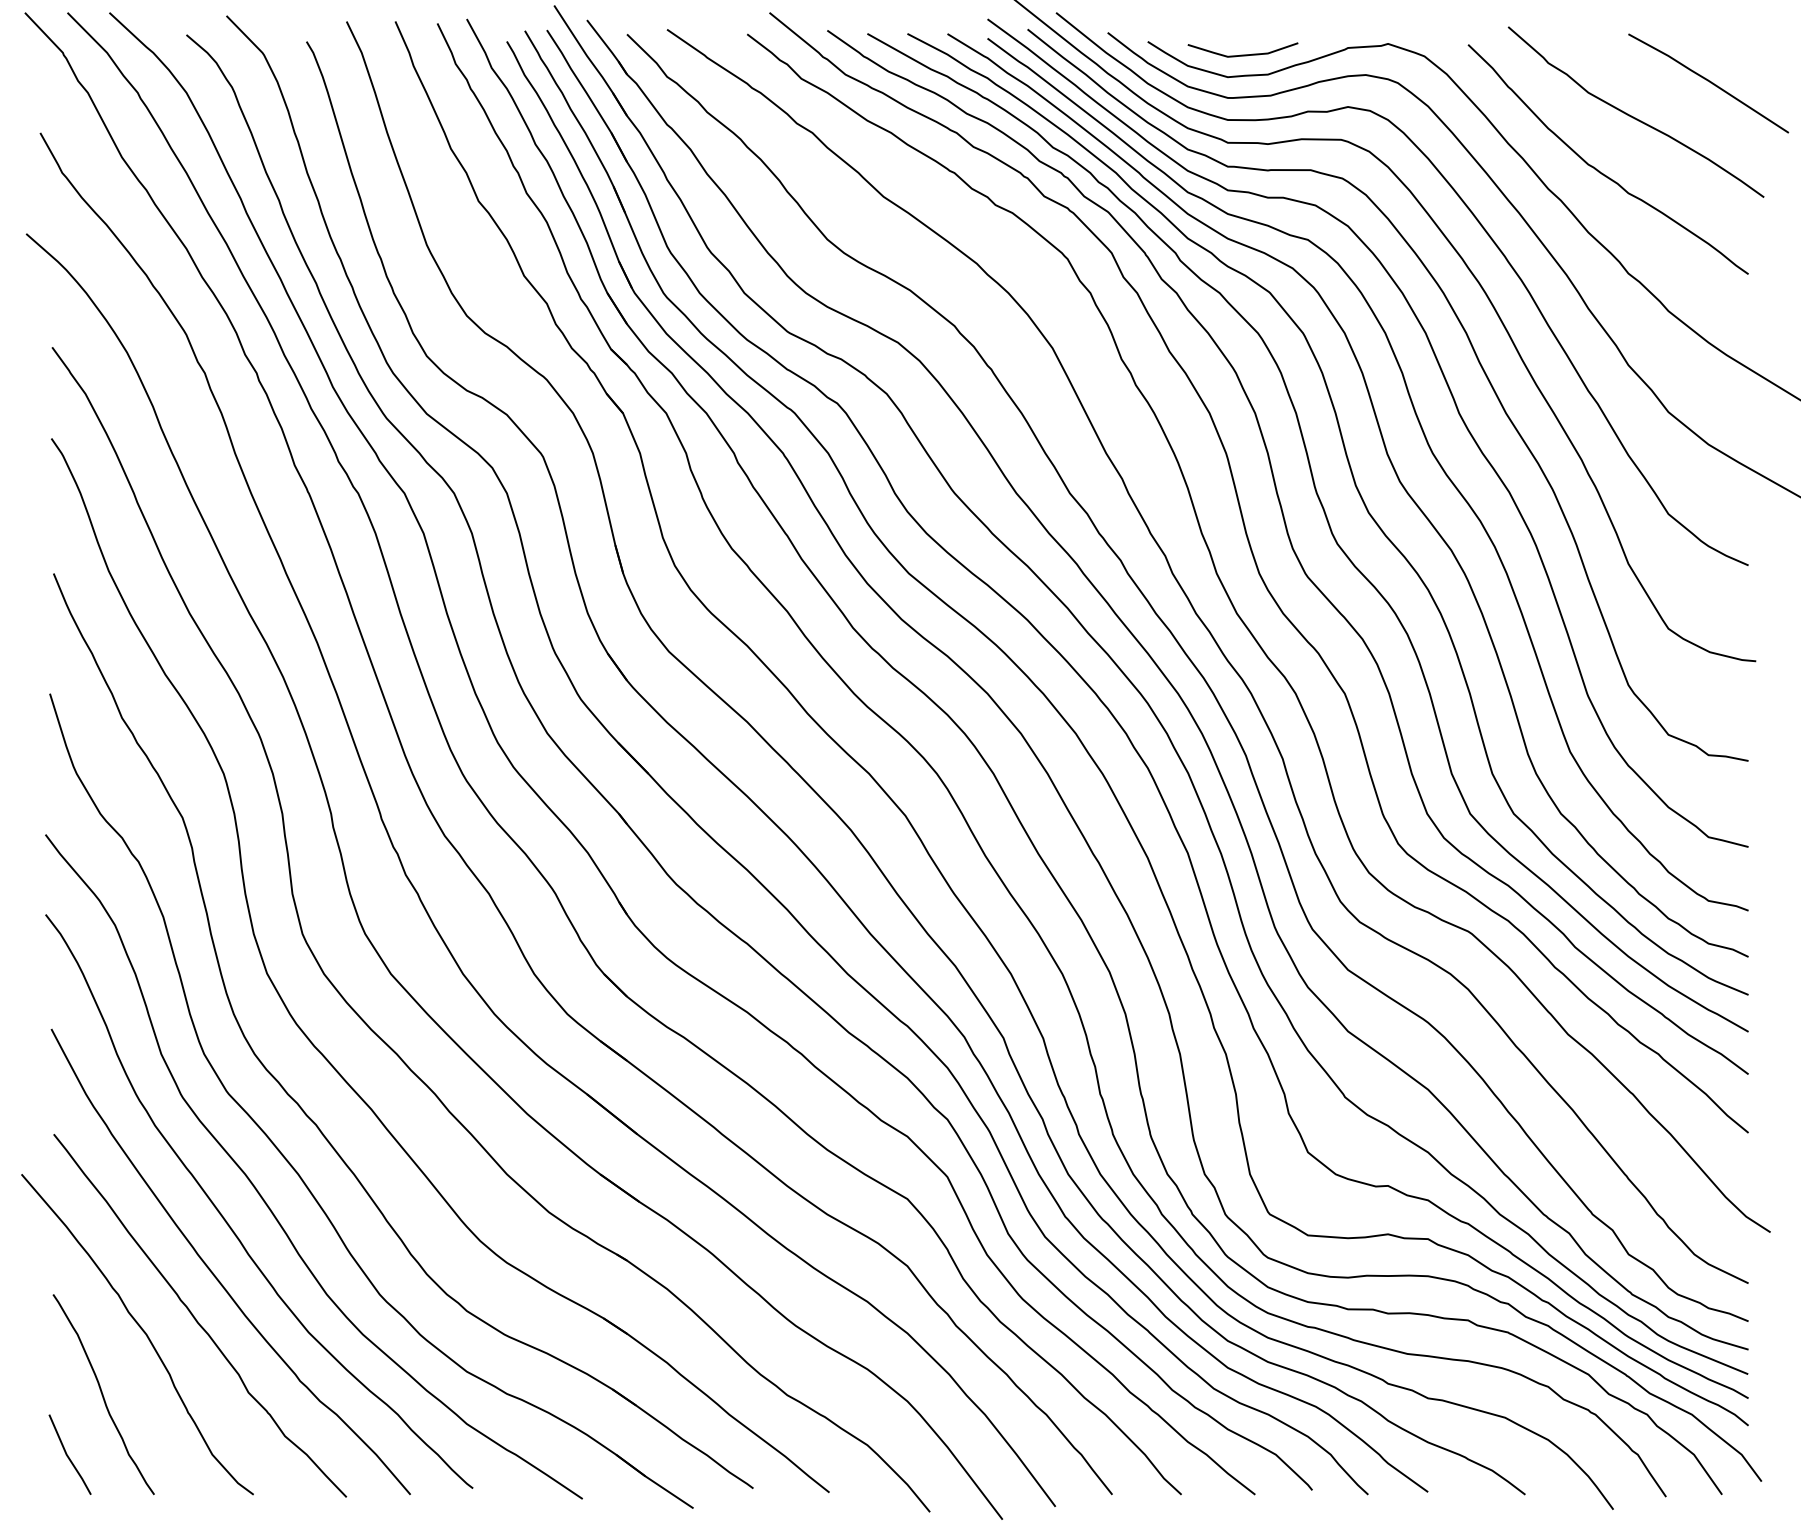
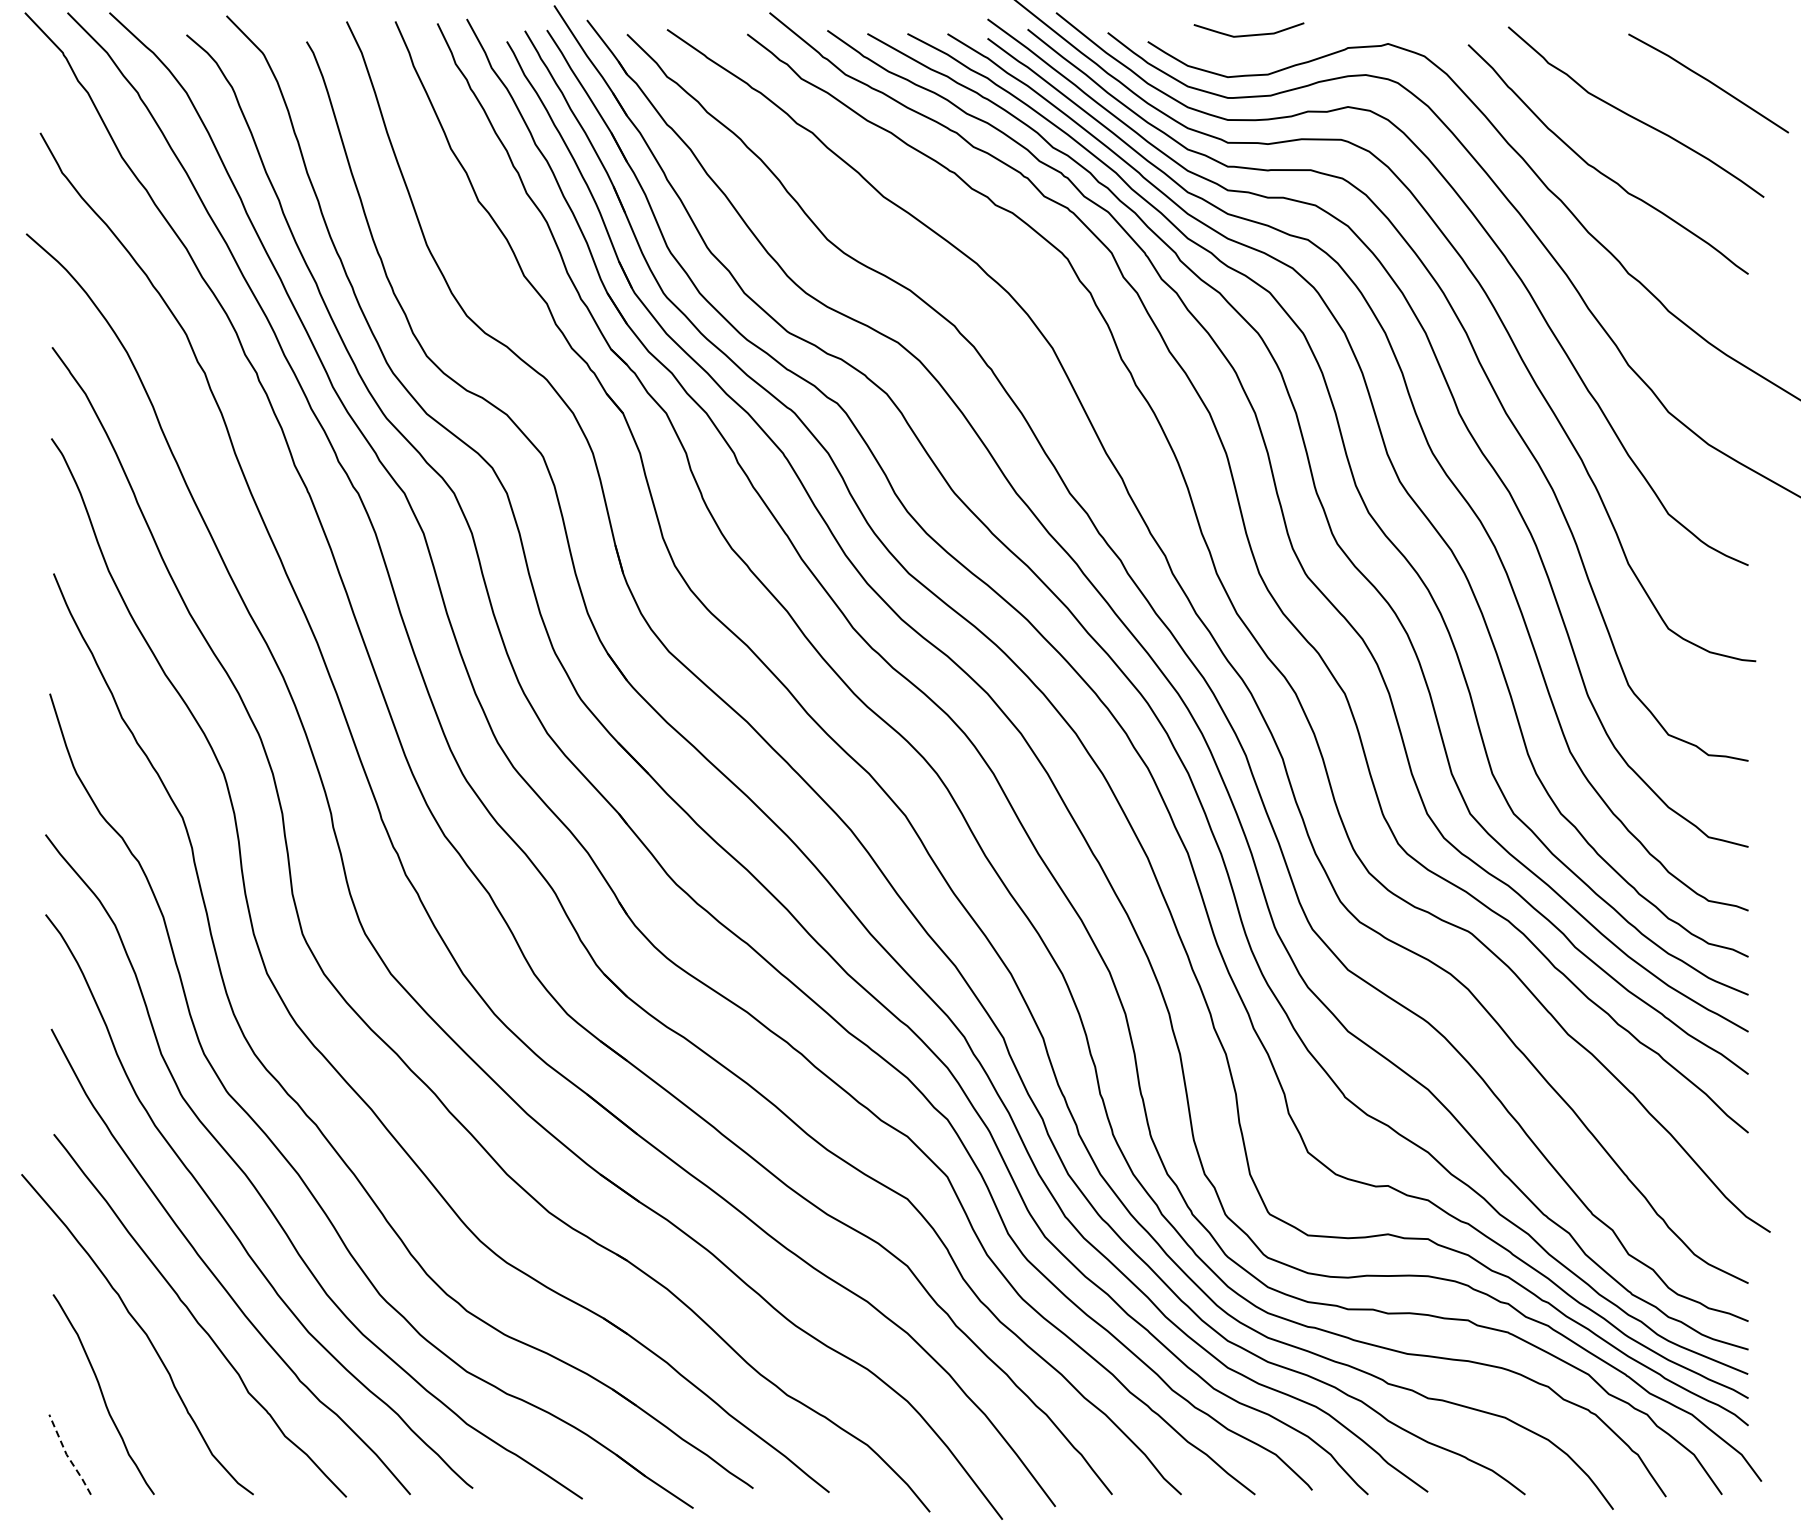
line position: (1242, 54) -> (1248, 34) (1248, 34)
line: solid -> dashed (67, 1456)
